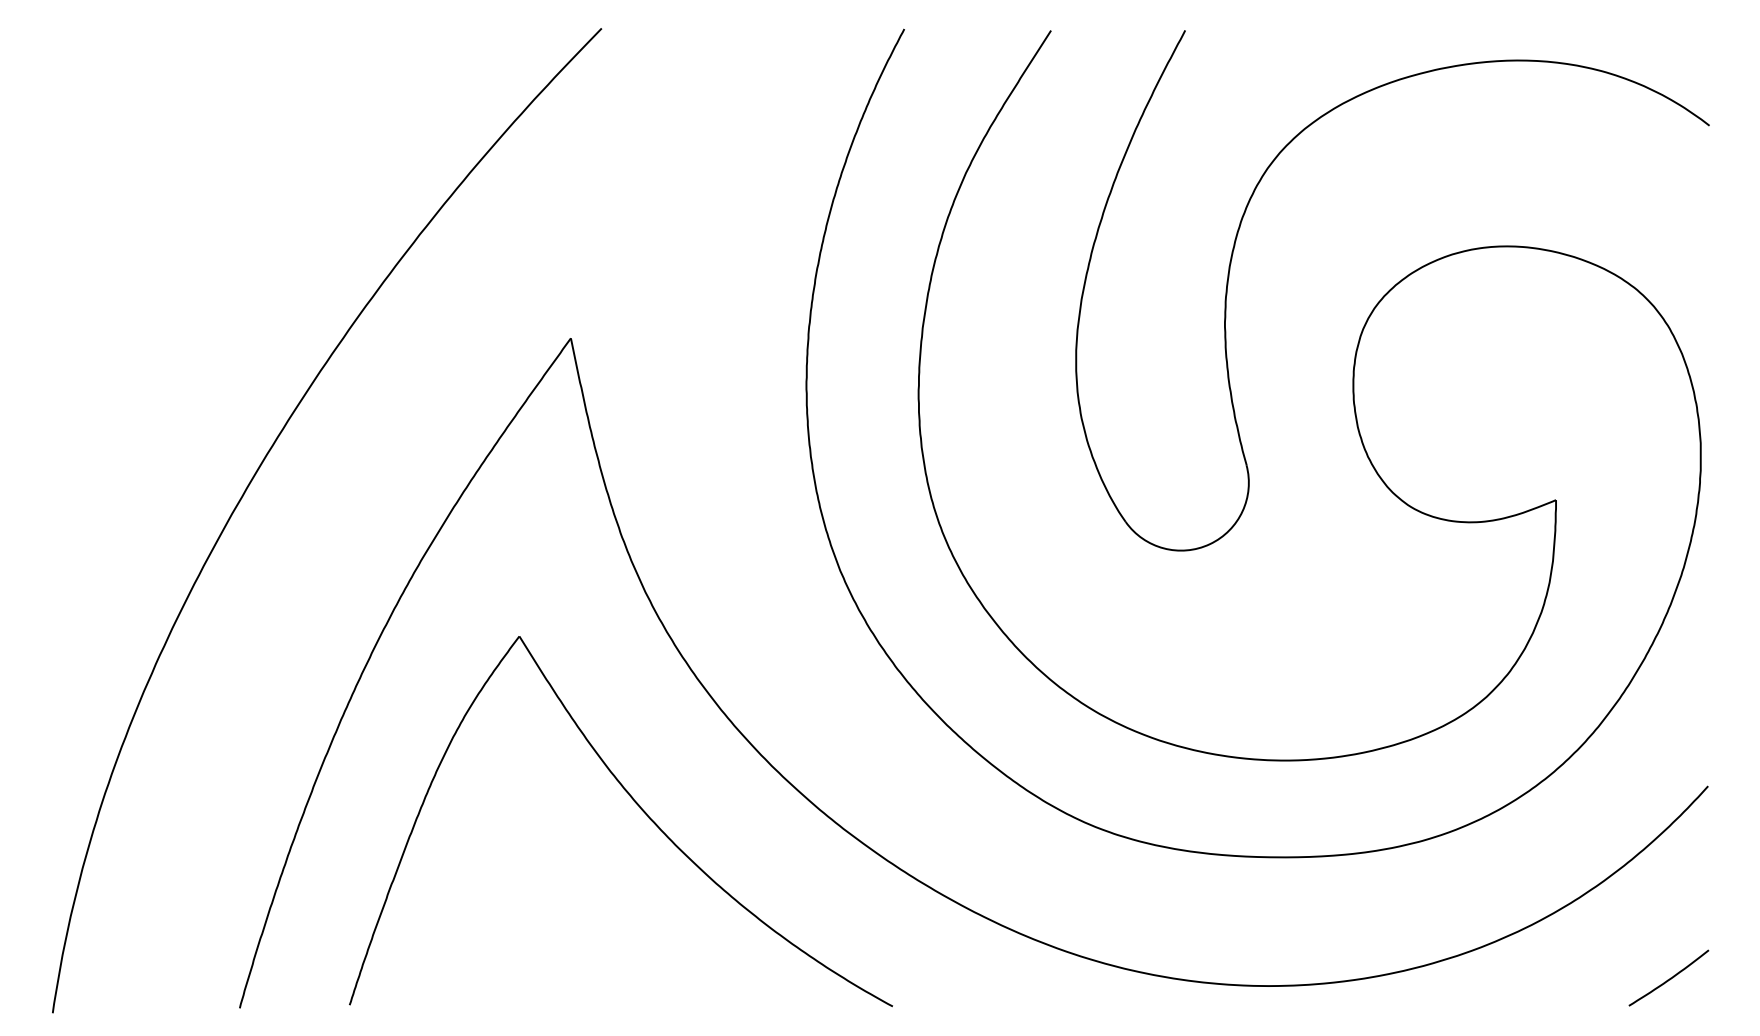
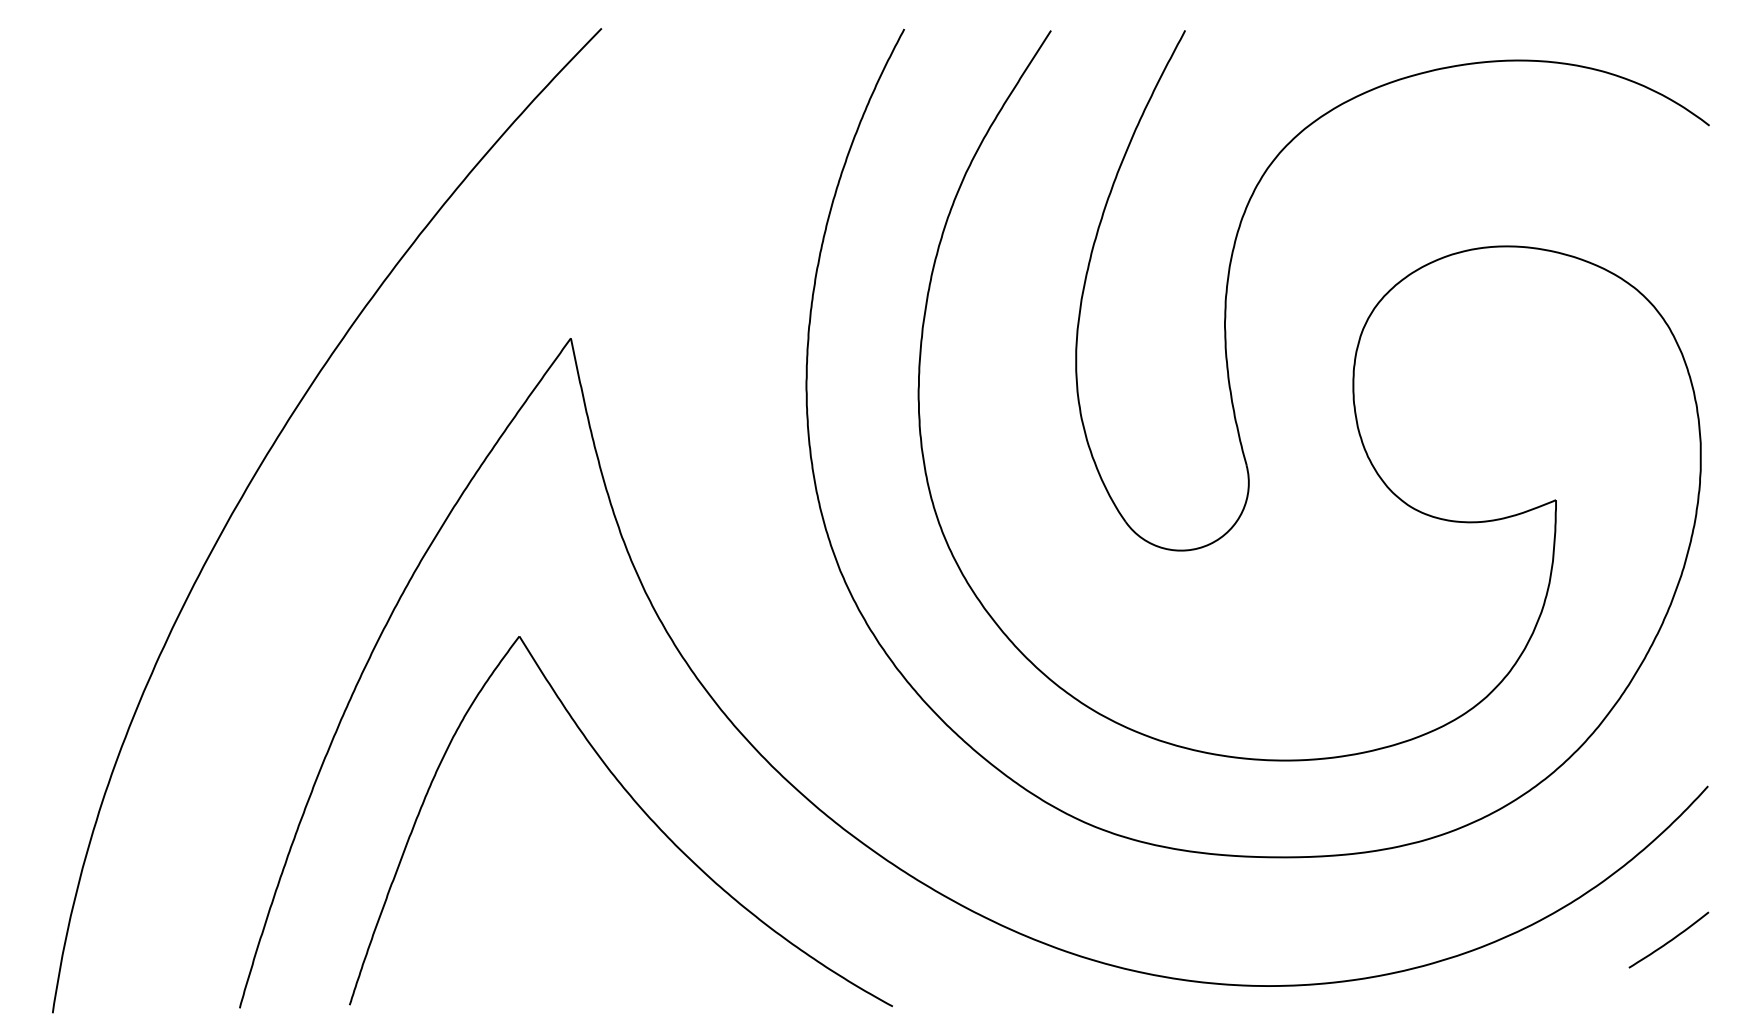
curve position: (1669, 978) -> (1669, 940) (1669, 940)
